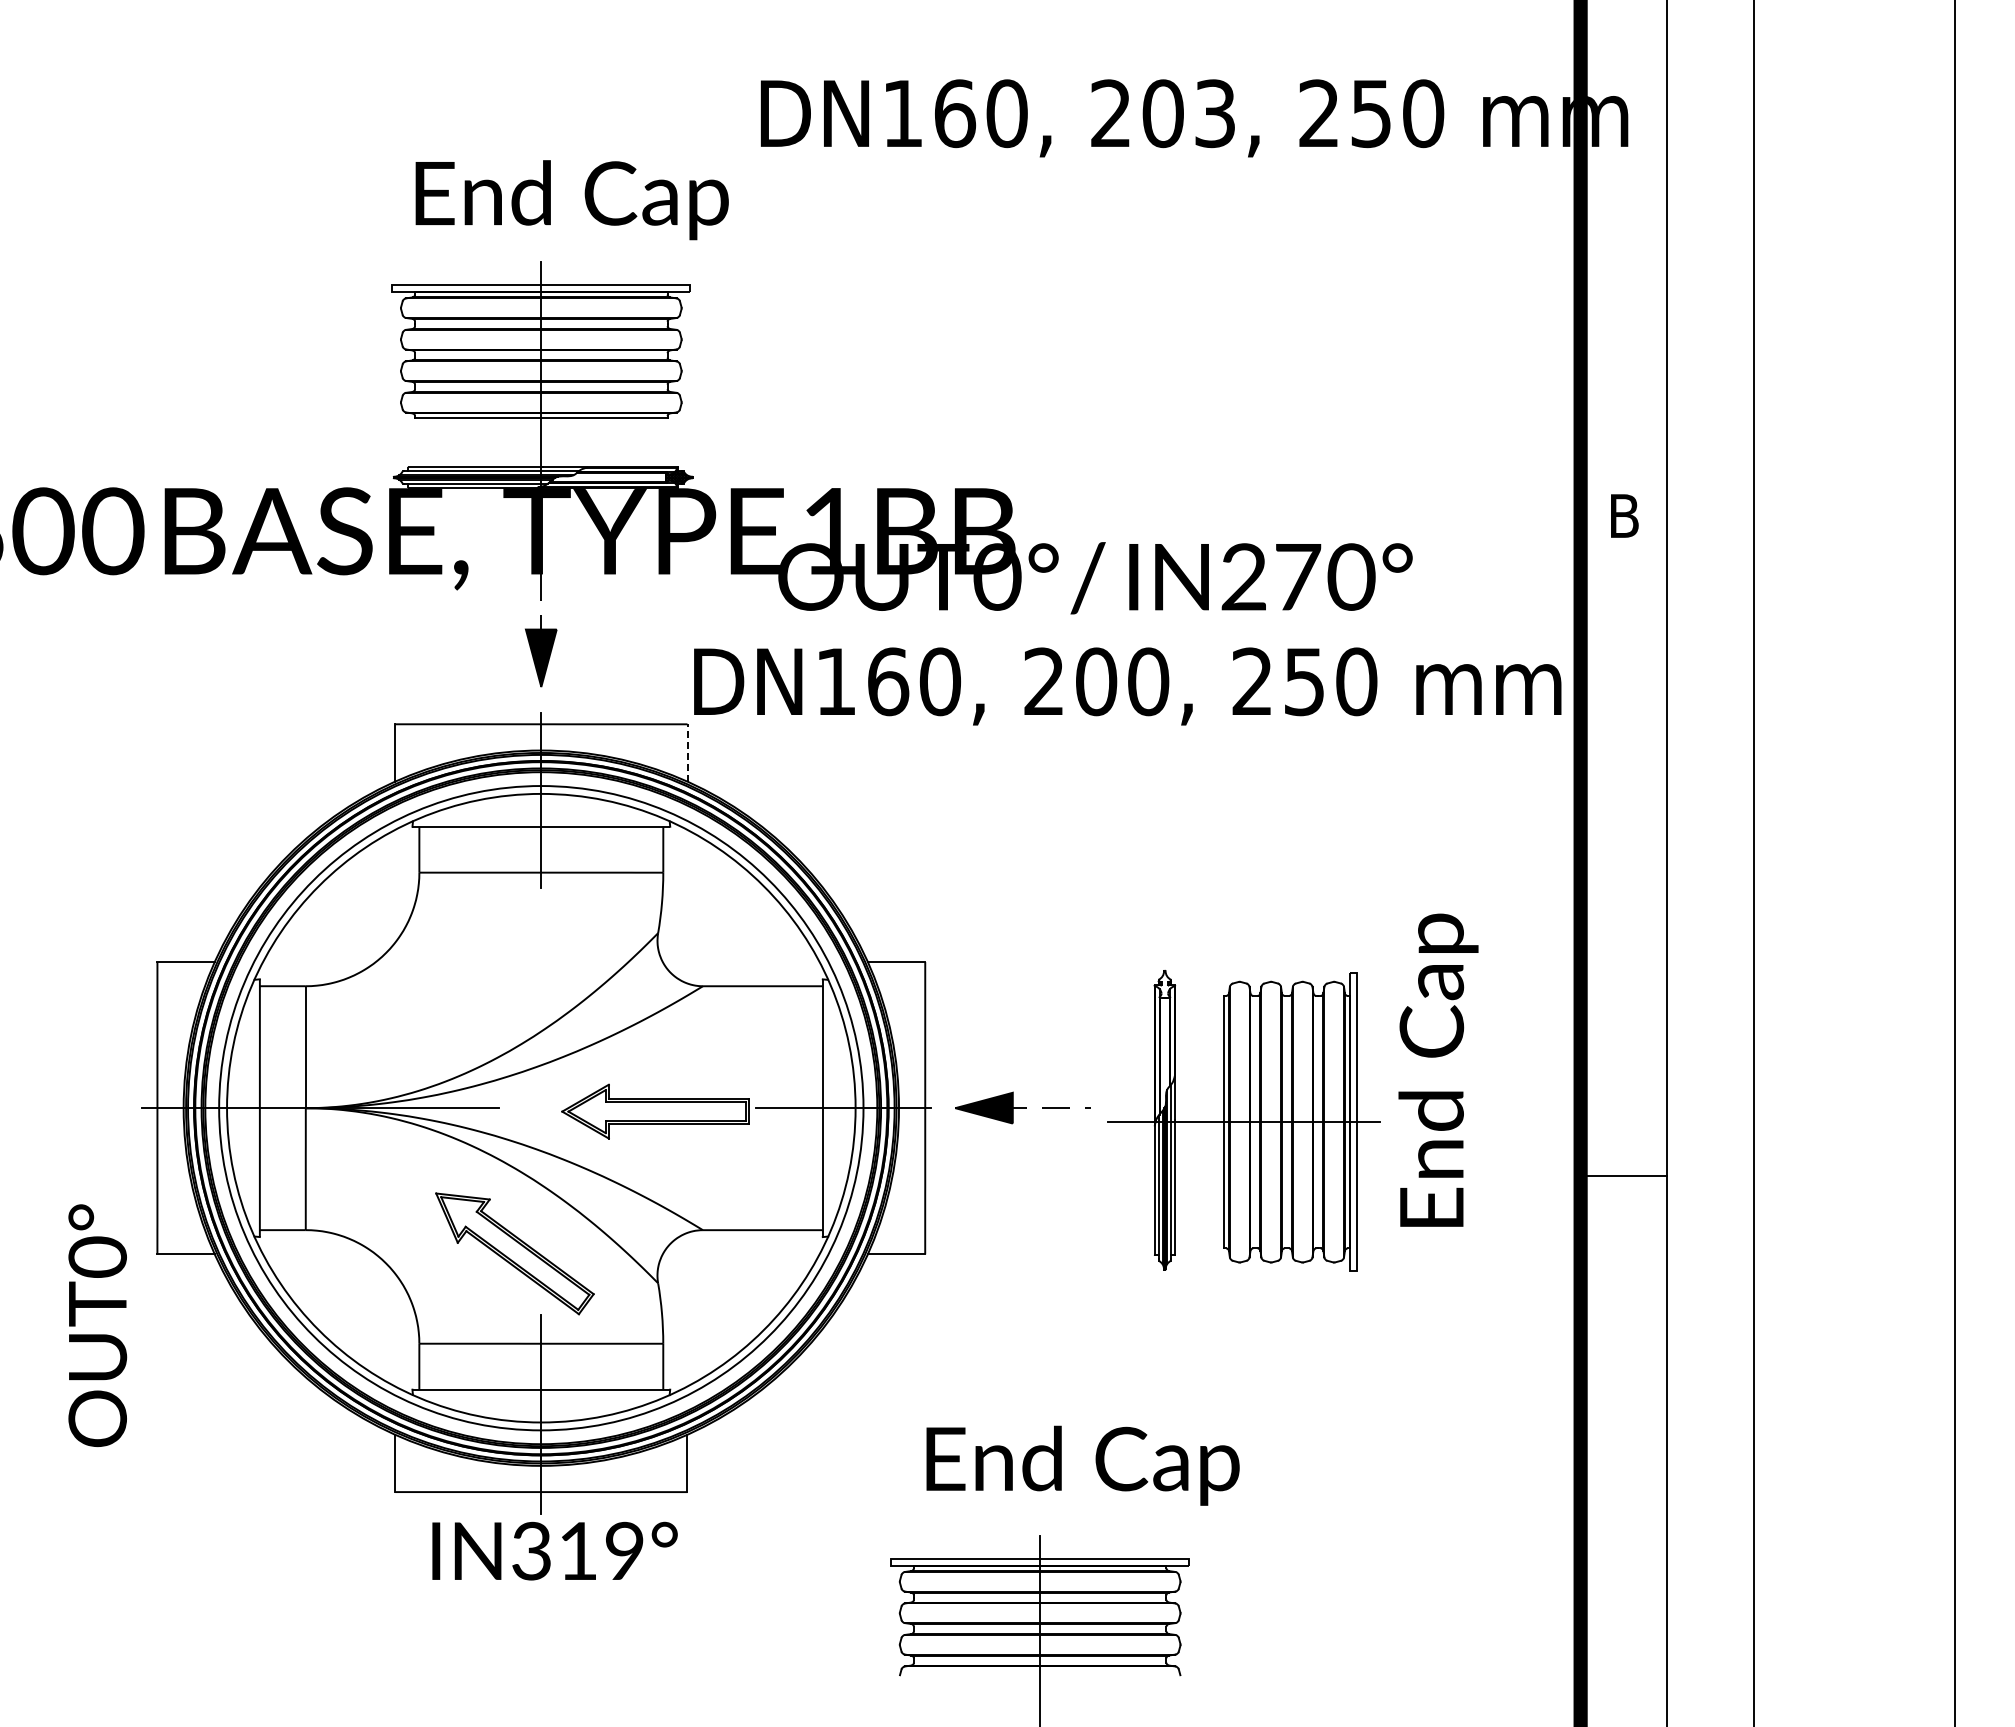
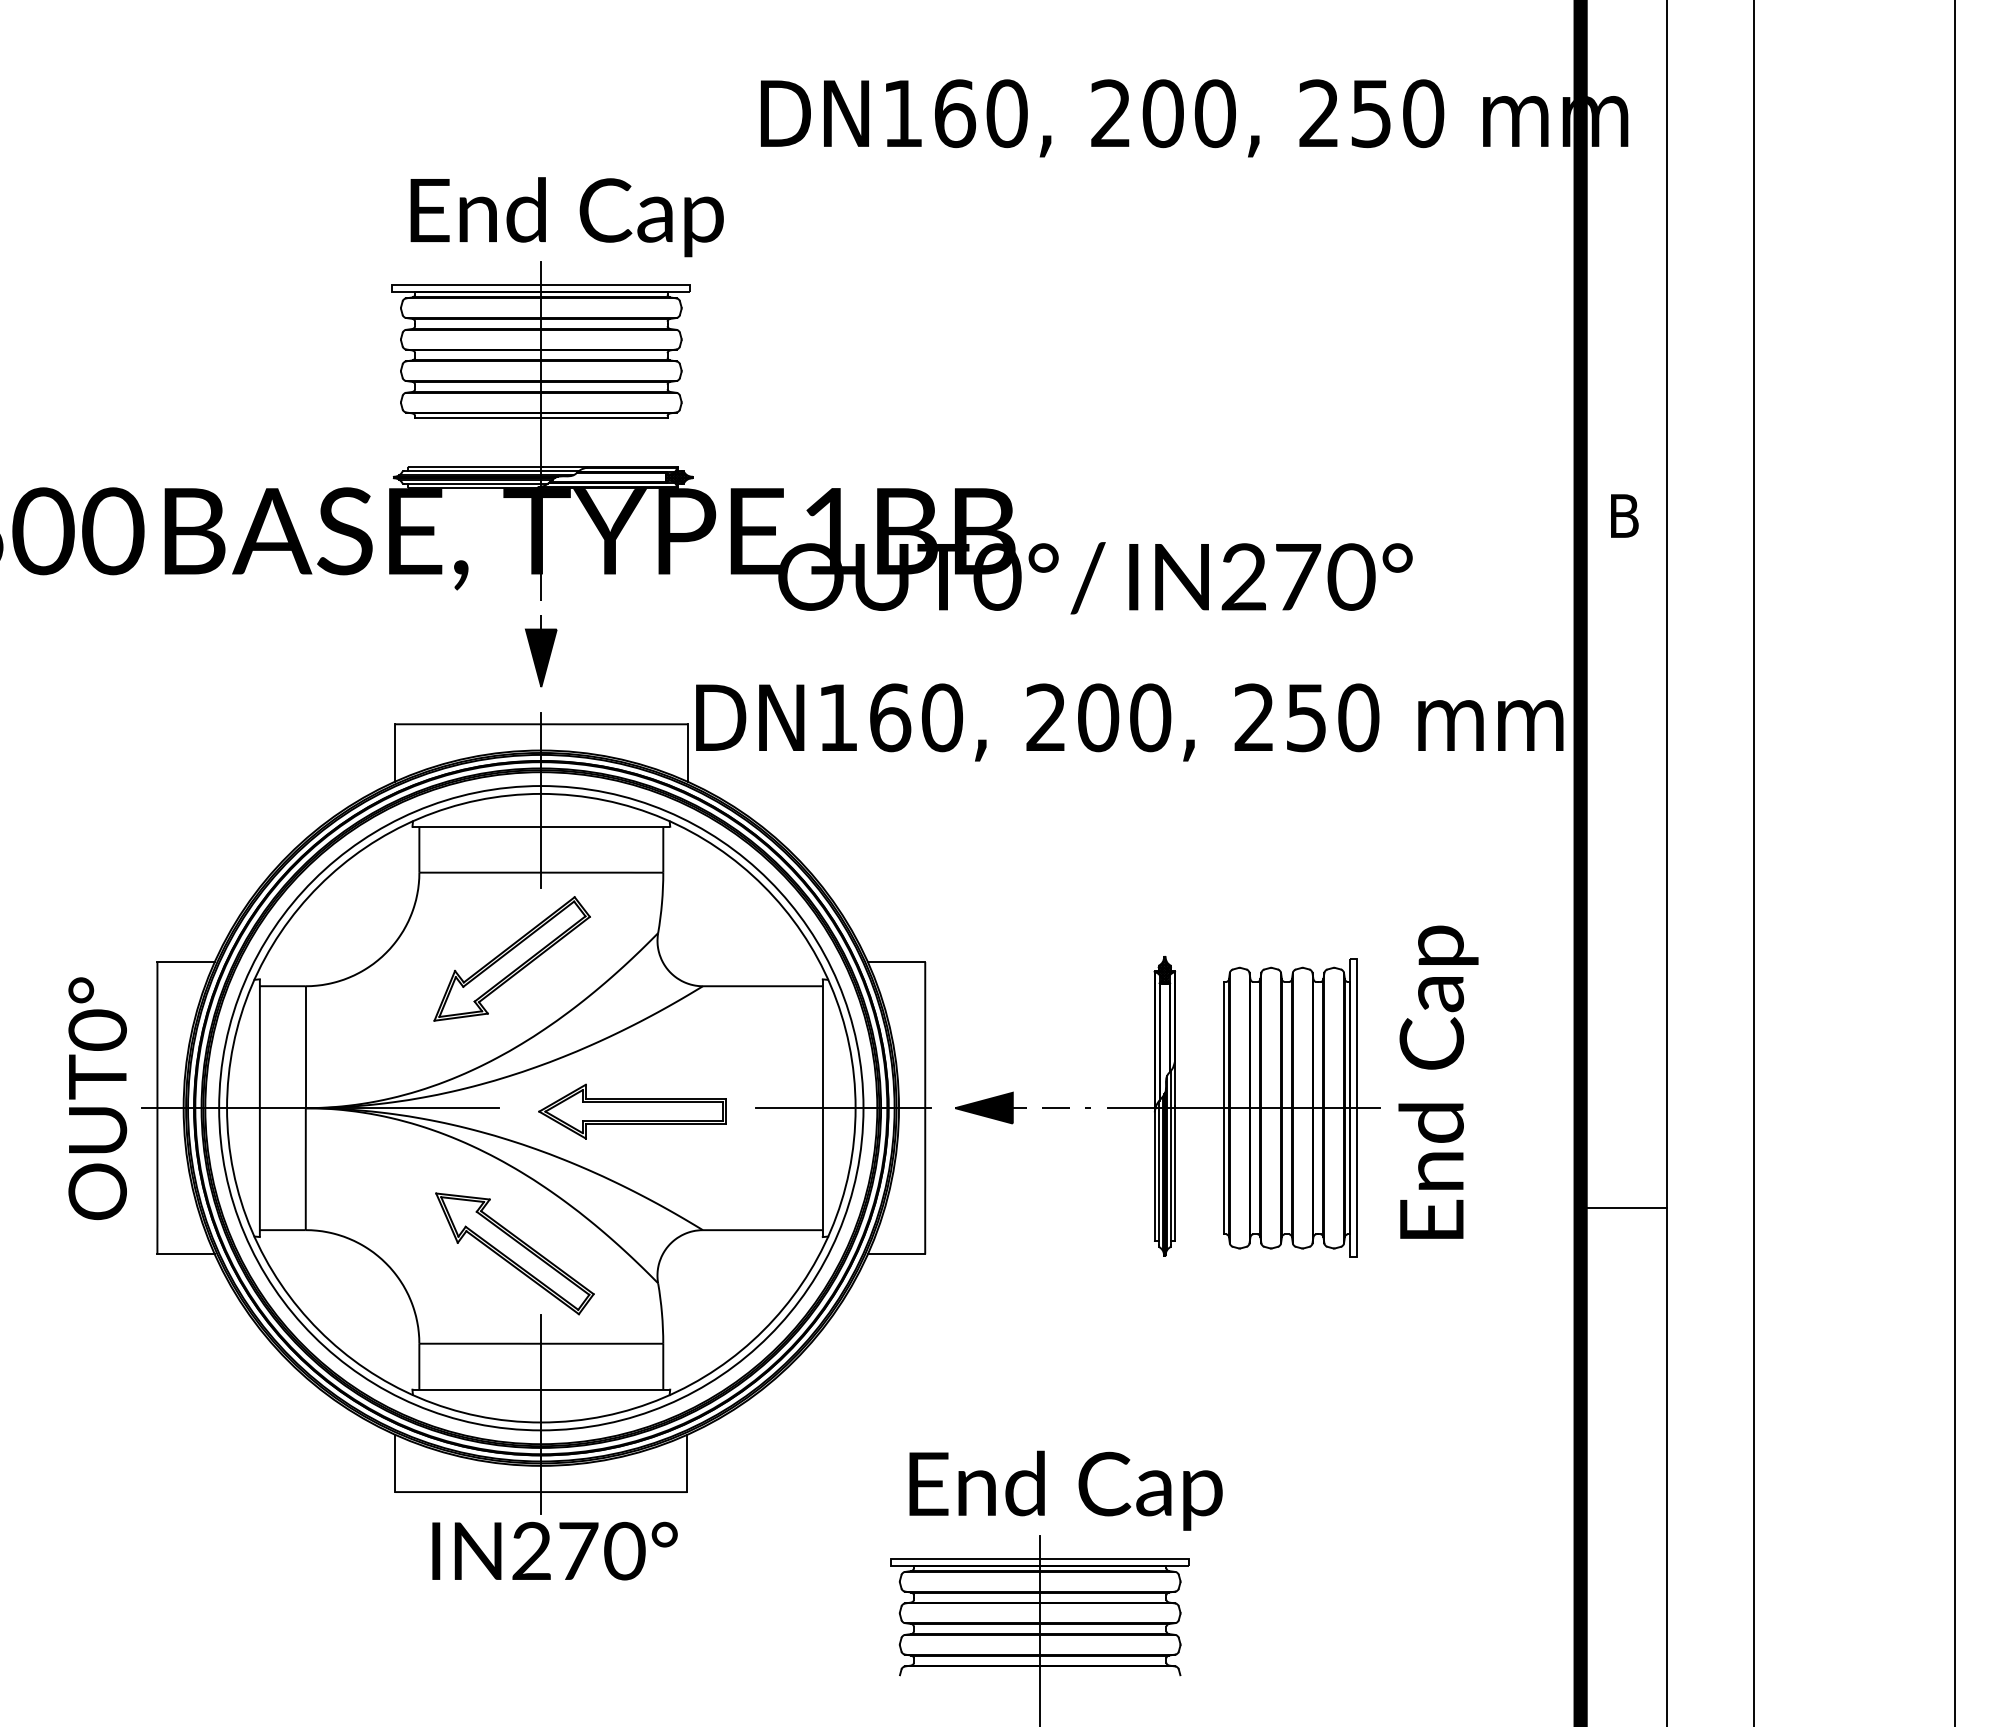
text: 203, -> 200, (1214, 113)
text position: (571, 200) -> (566, 217) (566, 217)
text position: (1127, 686) -> (1129, 722) (1129, 722)
line: dashed -> solid (687, 753)
part: none -> present (511, 958)
text position: (1438, 1069) -> (1438, 1081) (1438, 1081)
part position: (655, 1111) -> (632, 1111) (632, 1111)
part position: (1243, 1120) -> (1243, 1106) (1243, 1106)
line position: (1623, 1175) -> (1623, 1207) (1623, 1207)
text position: (97, 1325) -> (97, 1098) (97, 1098)
text position: (1082, 1465) -> (1065, 1490) (1065, 1490)
text: IN319° -> IN270° (578, 1551)
